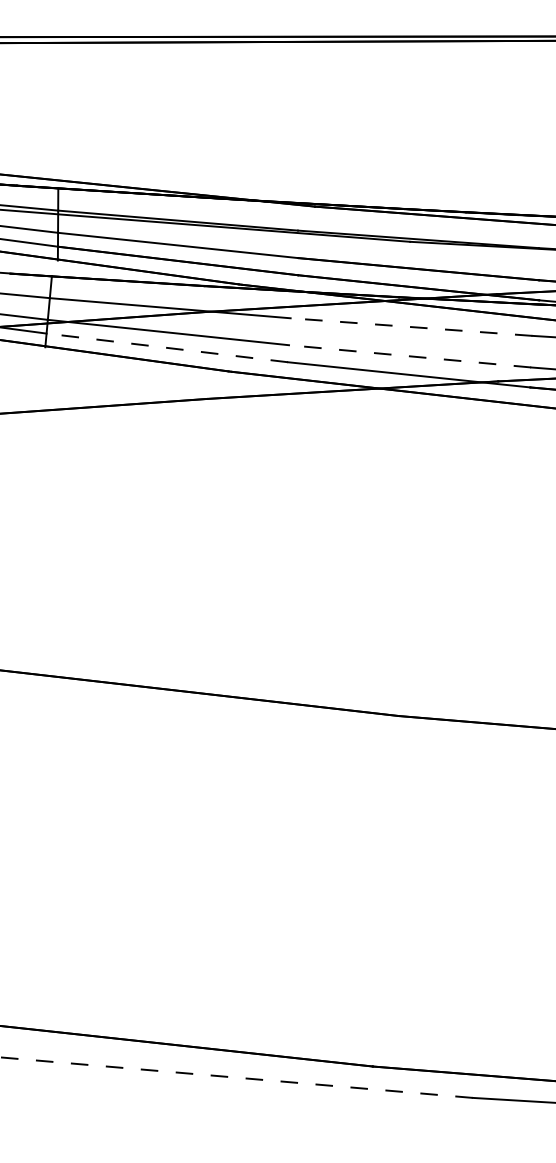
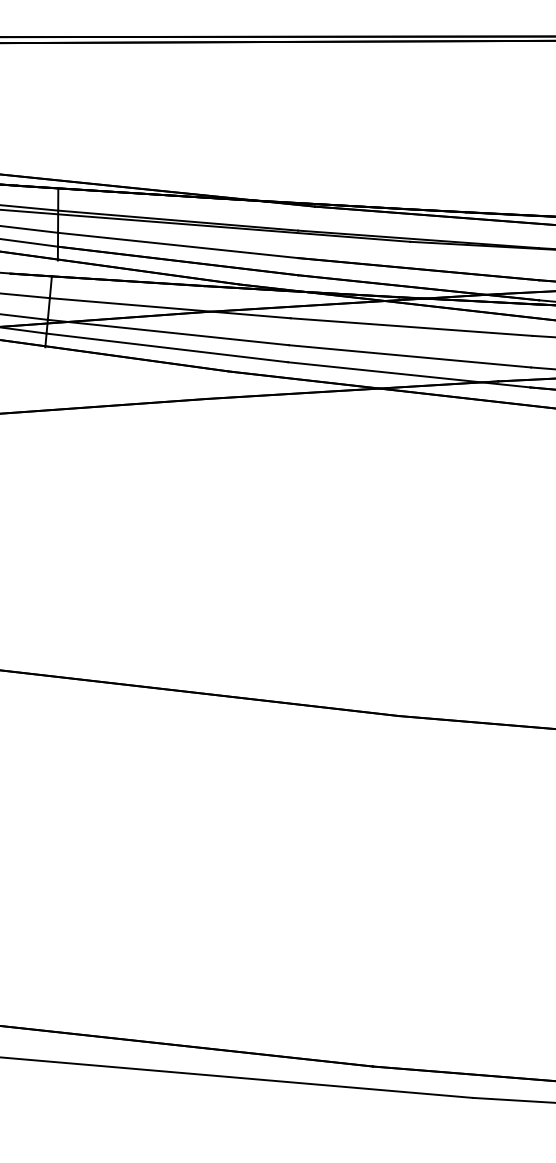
line: dashed -> solid (411, 327)
line: dashed -> solid (167, 347)
line: dashed -> solid (410, 356)
line: dashed -> solid (236, 1077)
